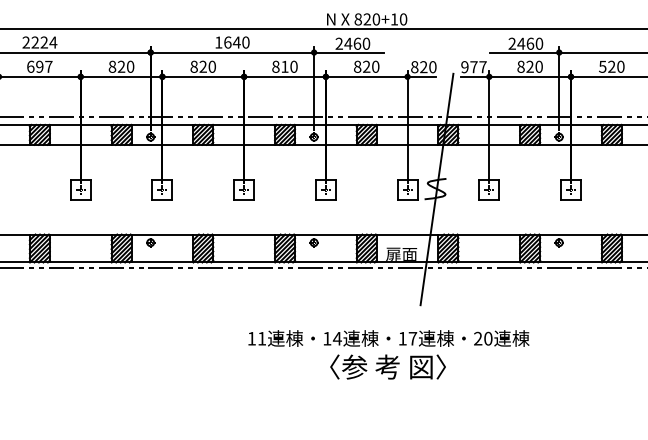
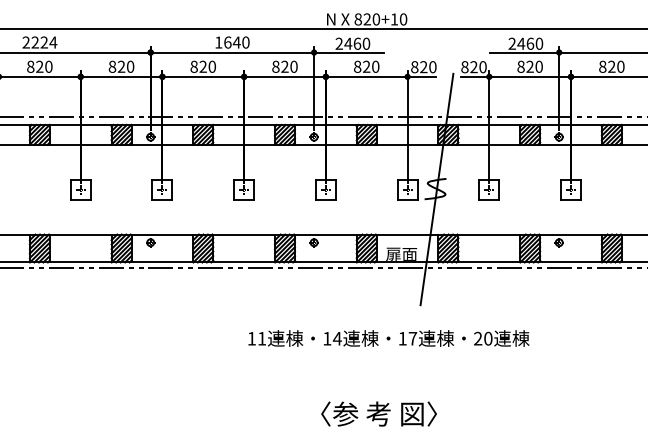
text: 697 -> 820 (39, 66)
text: 810 -> 820 (284, 66)
text: 520 -> 820 (602, 66)
text: 977 -> 820 (473, 67)
text position: (387, 366) -> (378, 413) (378, 413)
